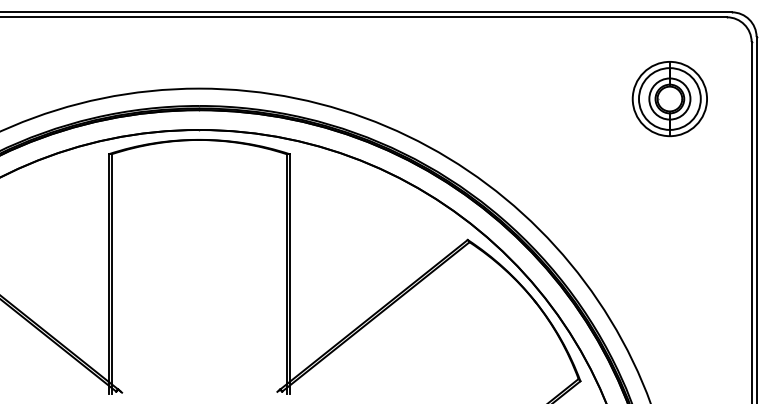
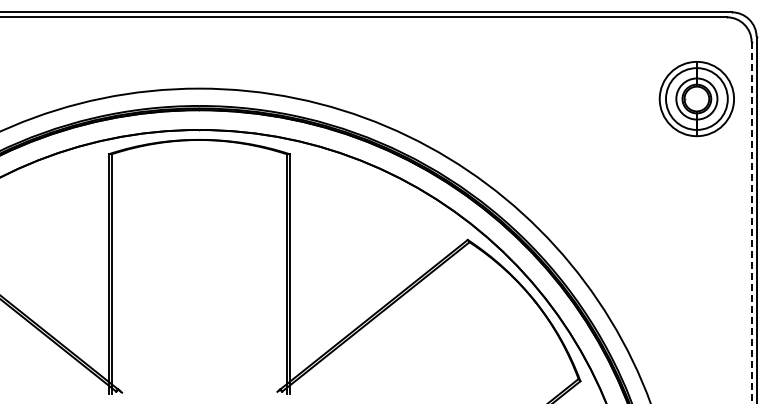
part position: (669, 99) -> (696, 99) (696, 99)
line: solid -> dashed (751, 222)
